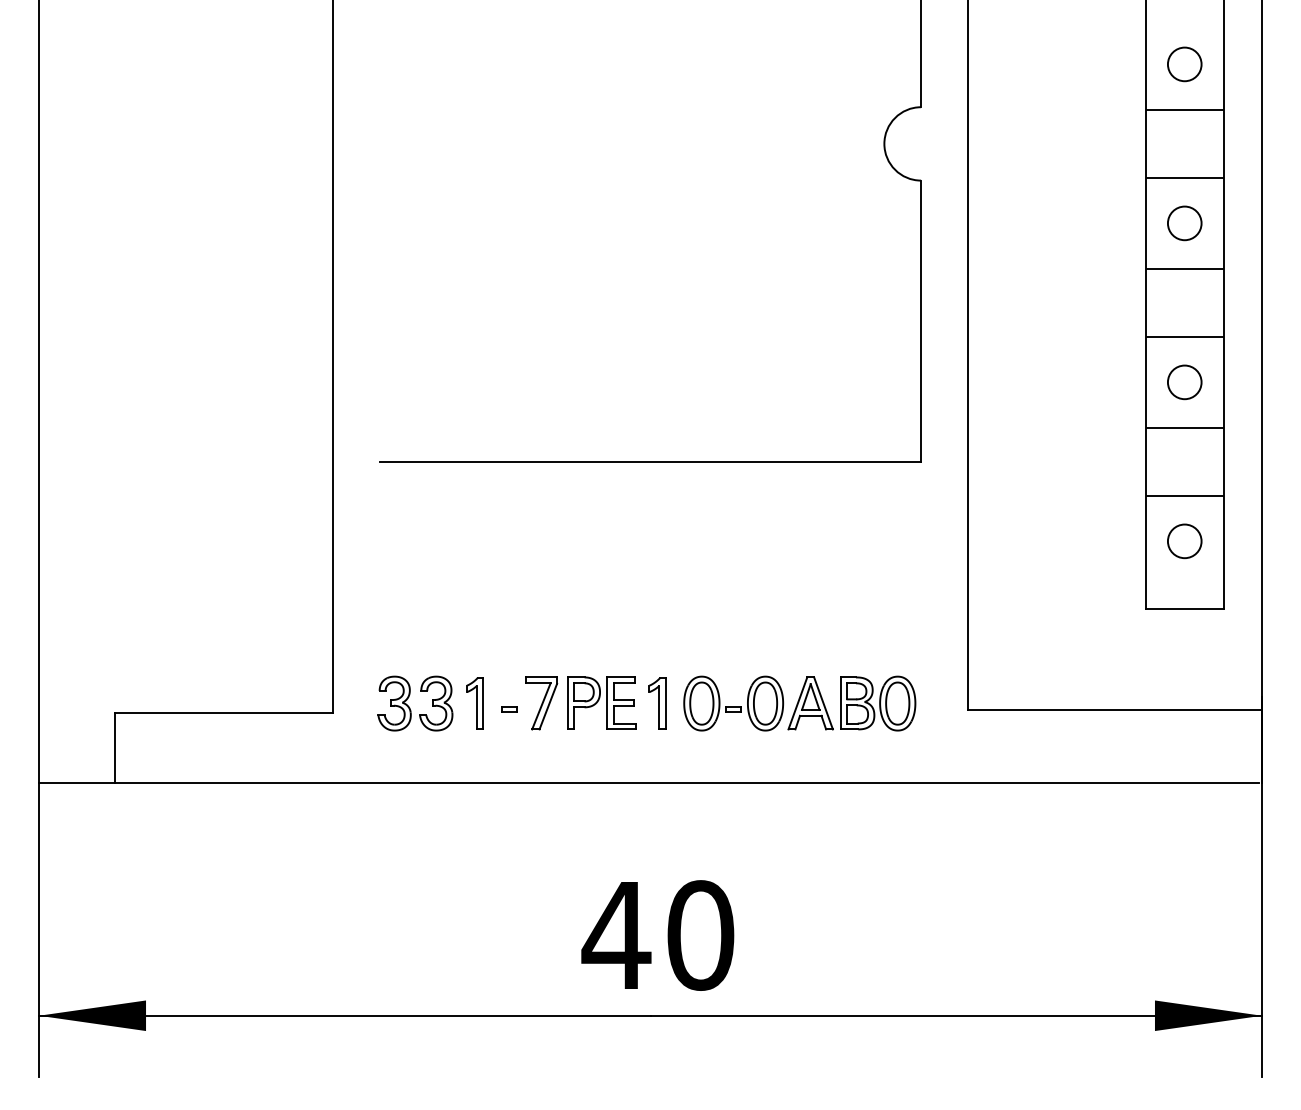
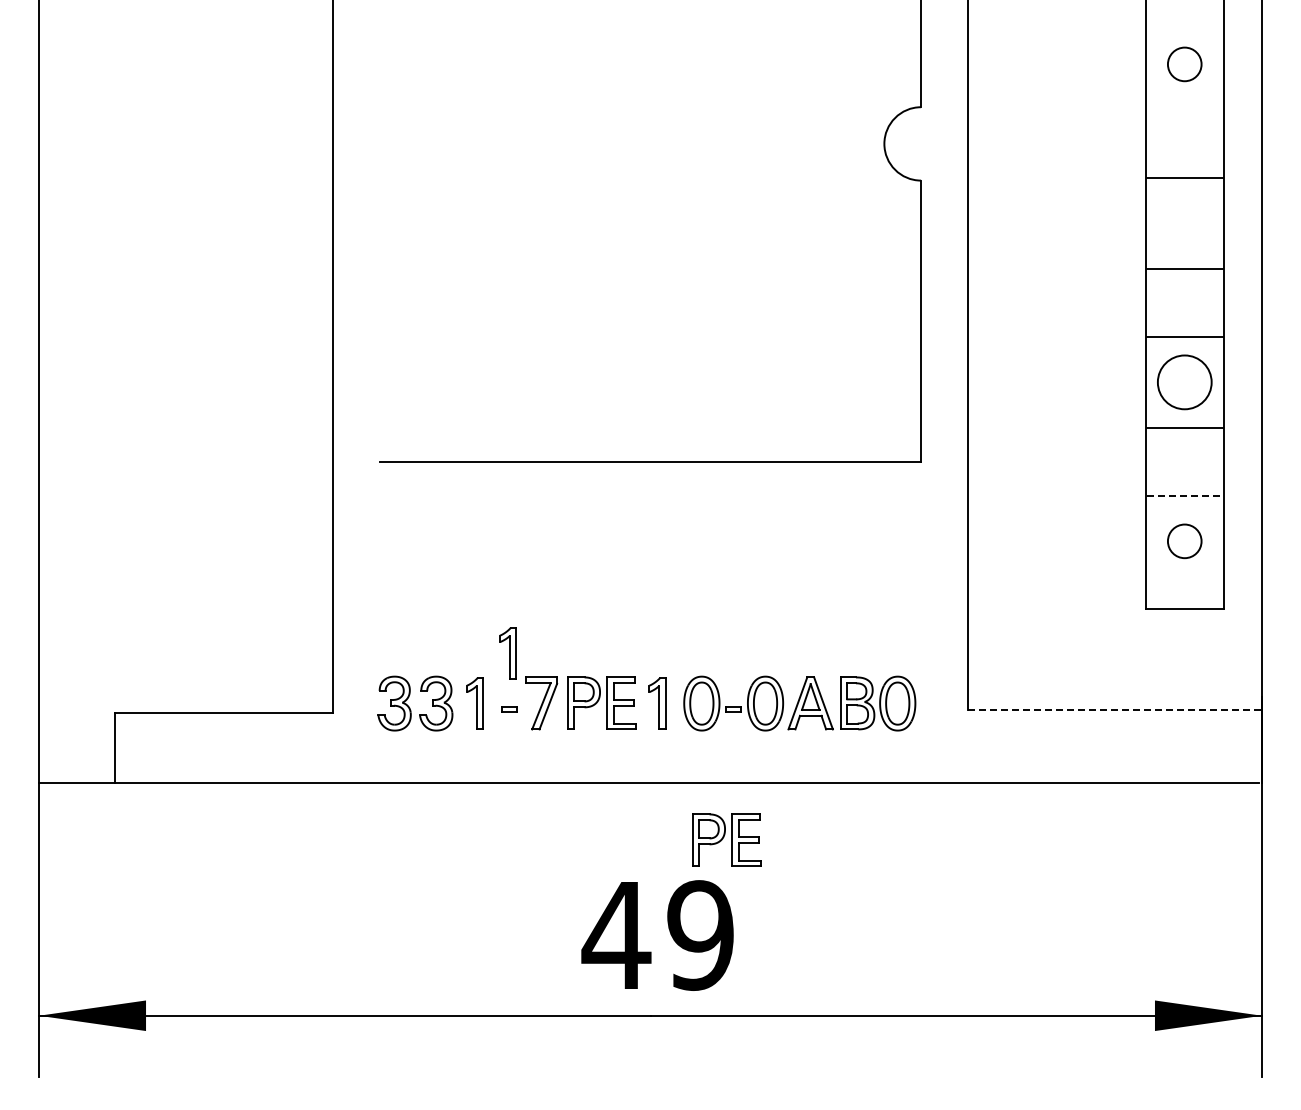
line: present -> none (1184, 110)
circle: present -> none (1184, 223)
circle diameter: 34 px -> 54 px (1184, 382)
line: solid -> dashed (1185, 495)
part: none -> present (507, 653)
line: solid -> dashed (1115, 709)
part: none -> present (726, 839)
text: 40 -> 49 (700, 935)
